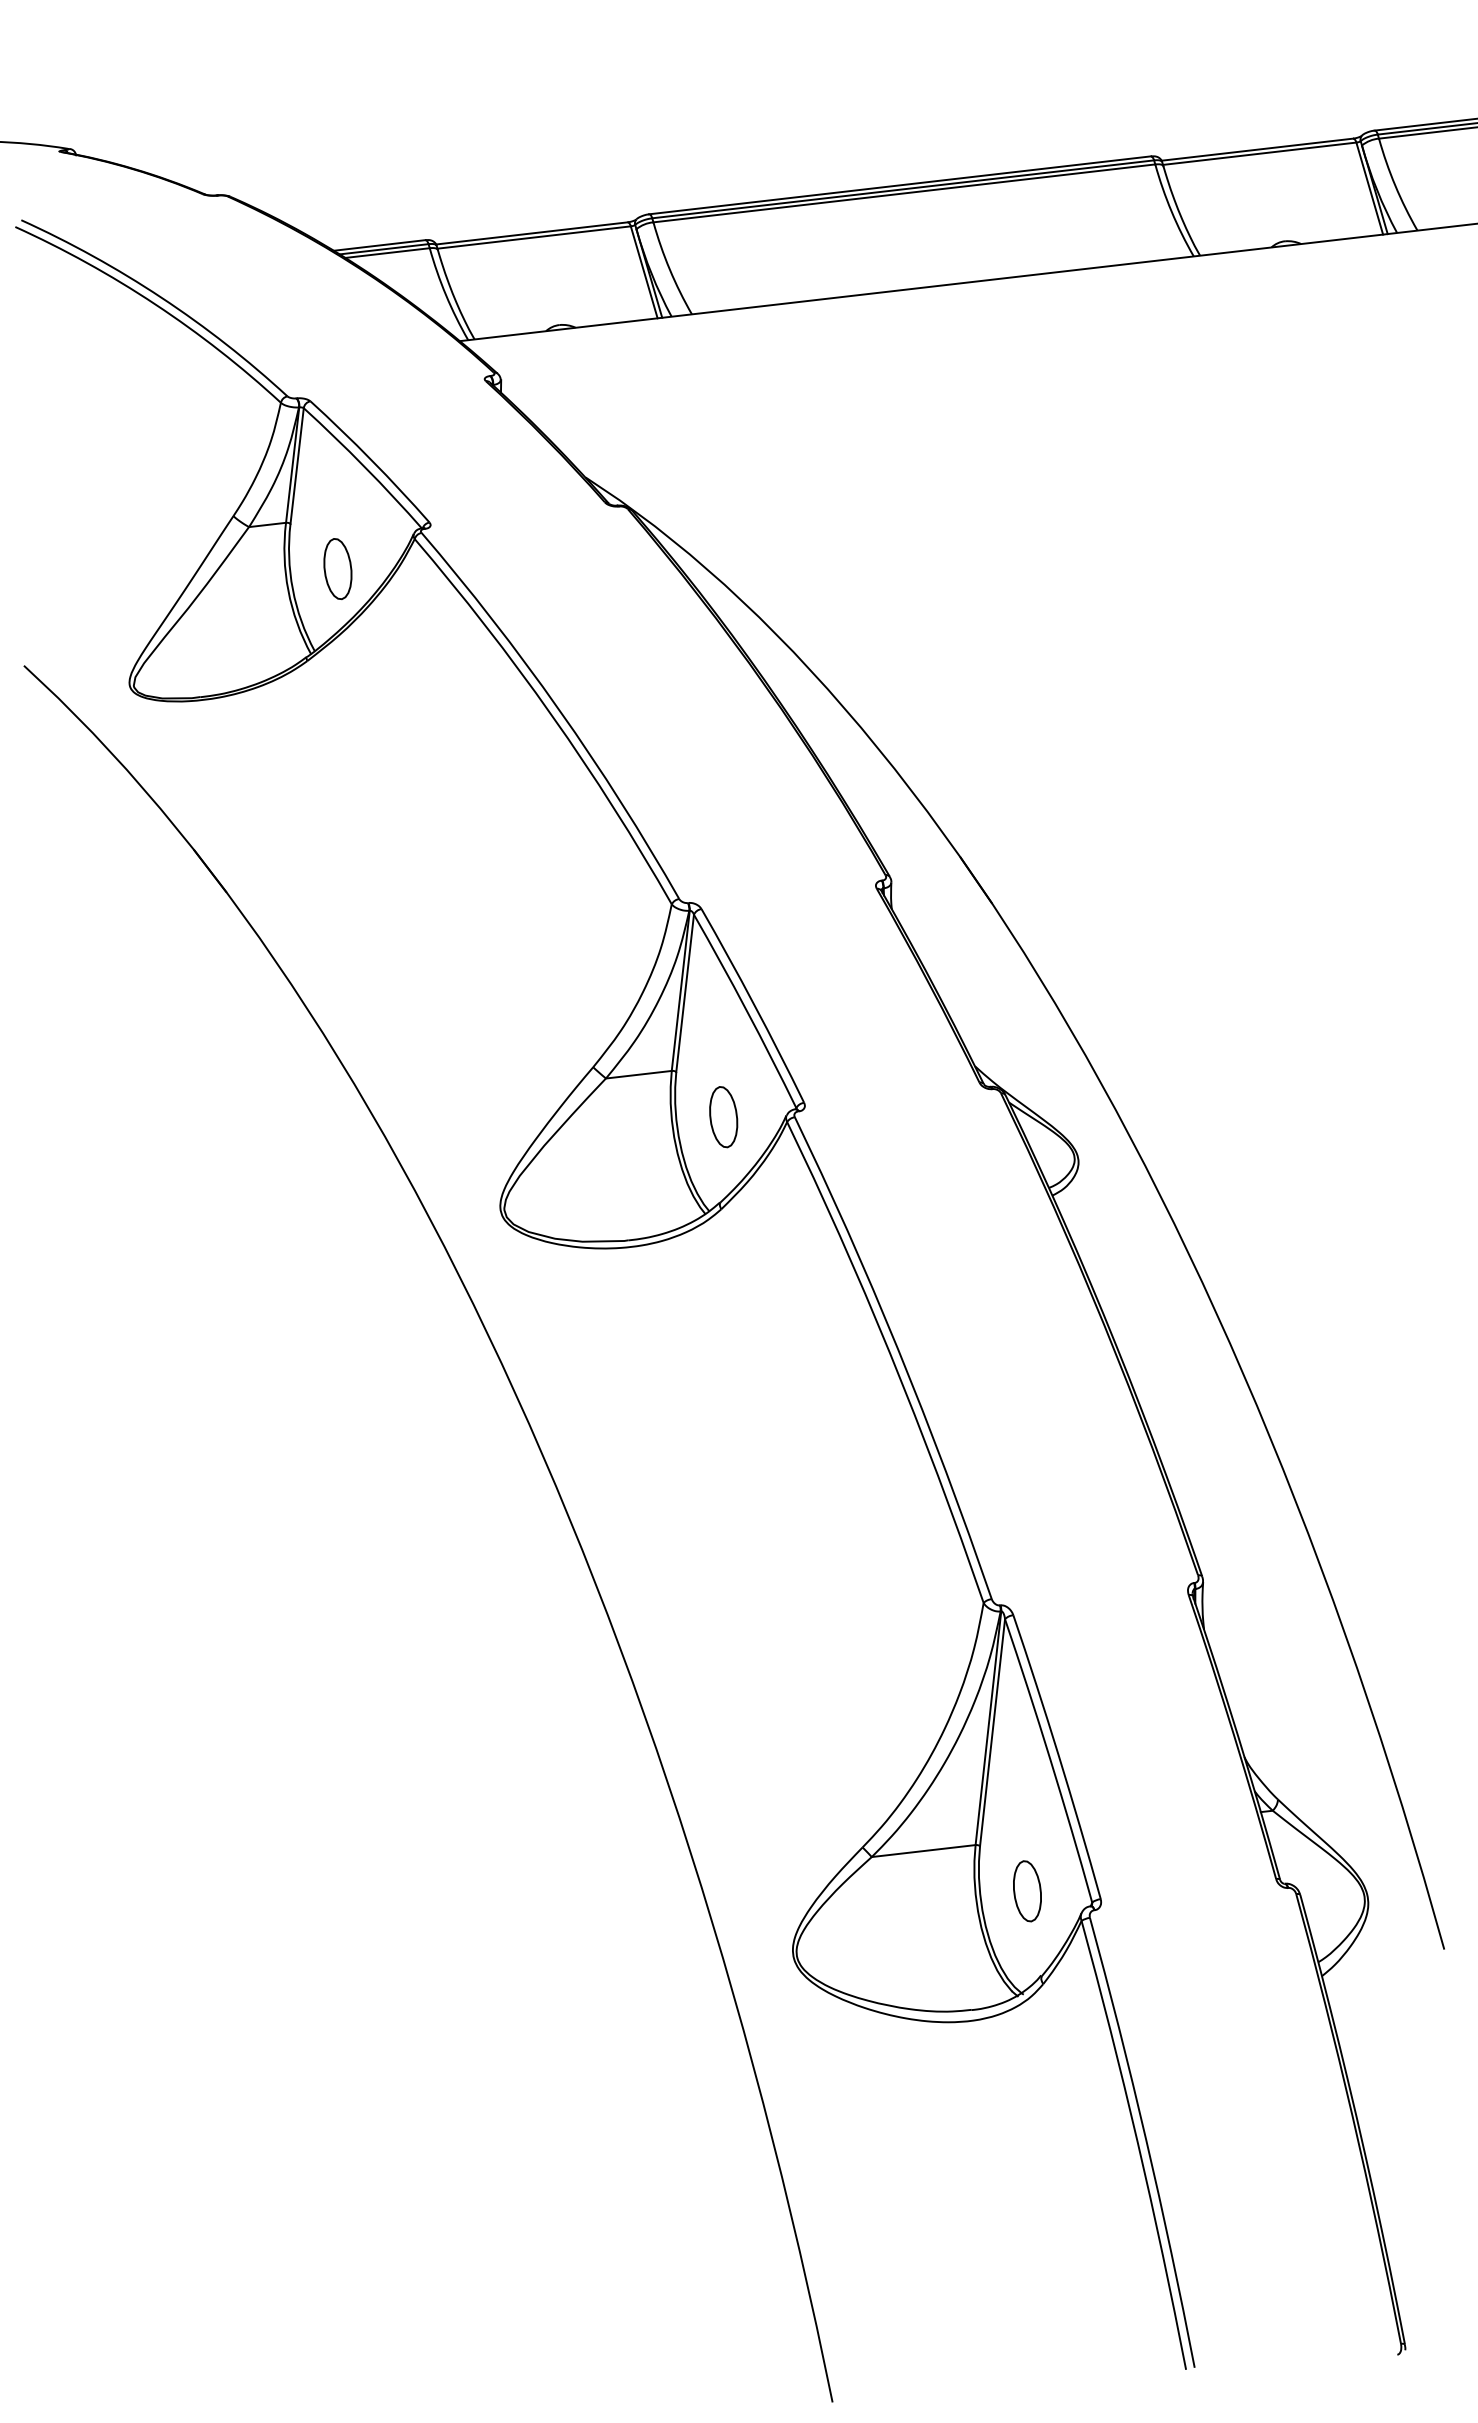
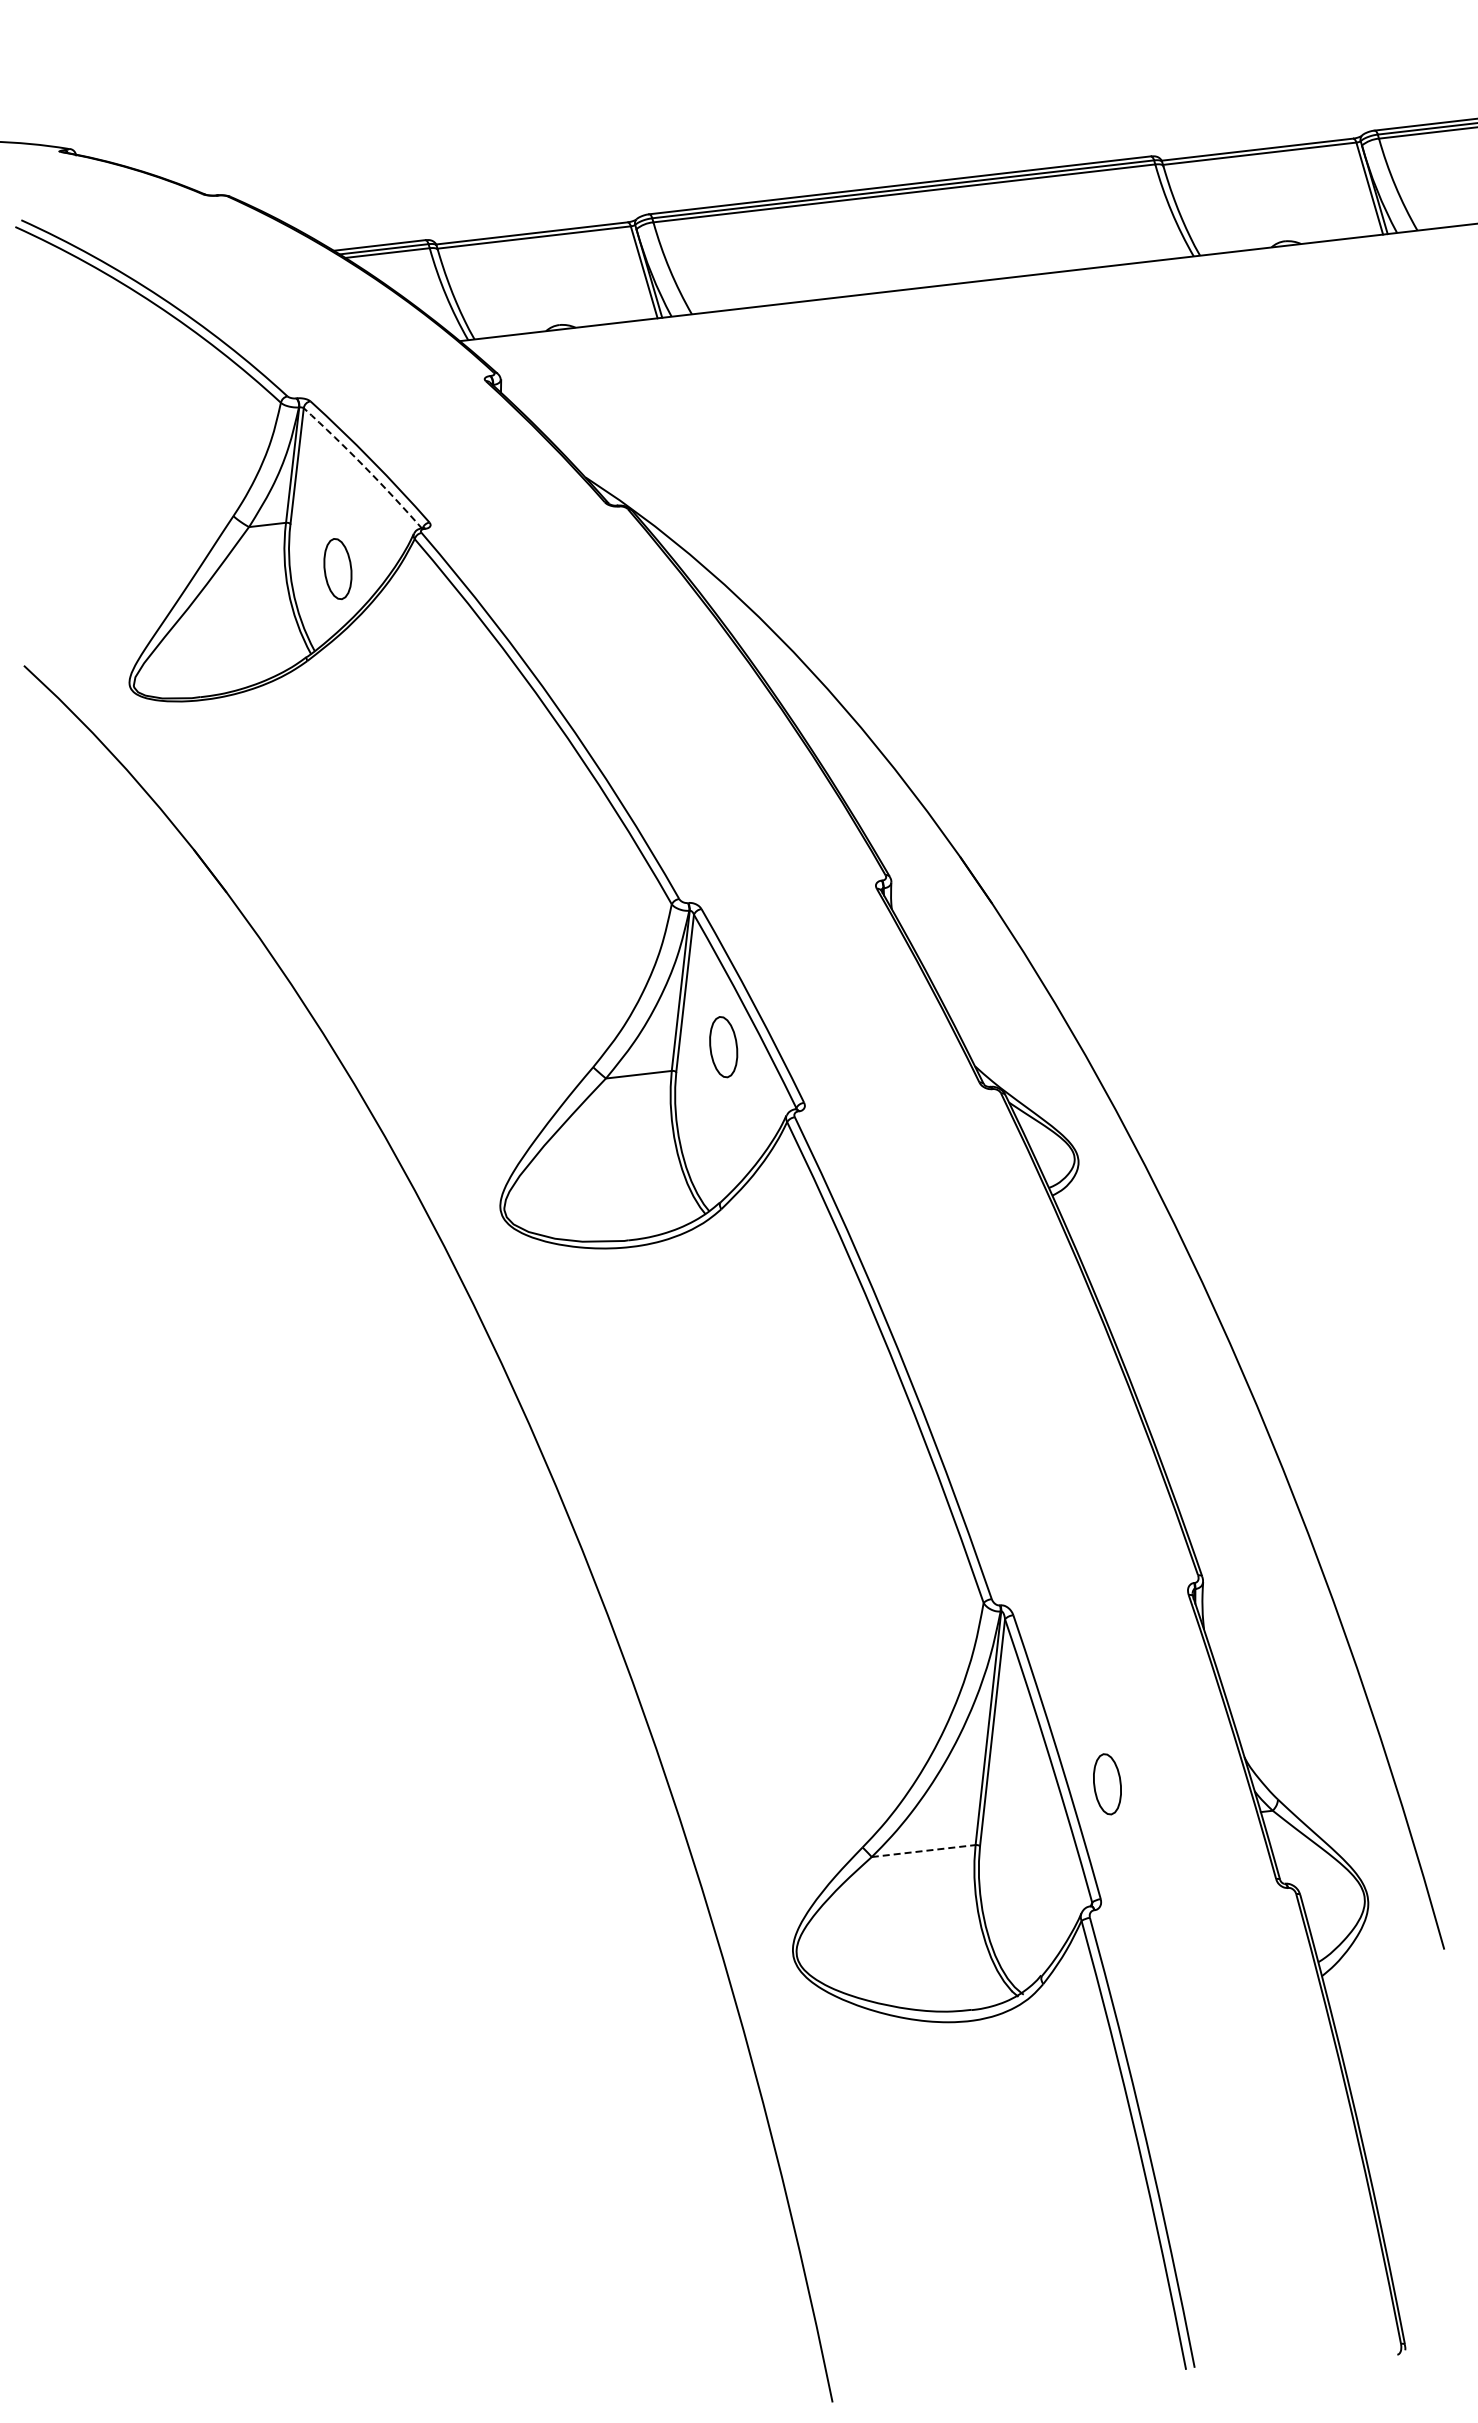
arc: solid -> dashed (364, 467)
part position: (723, 1117) -> (723, 1047) (723, 1047)
line: solid -> dashed (924, 1851)
part position: (1027, 1891) -> (1107, 1784) (1107, 1784)
